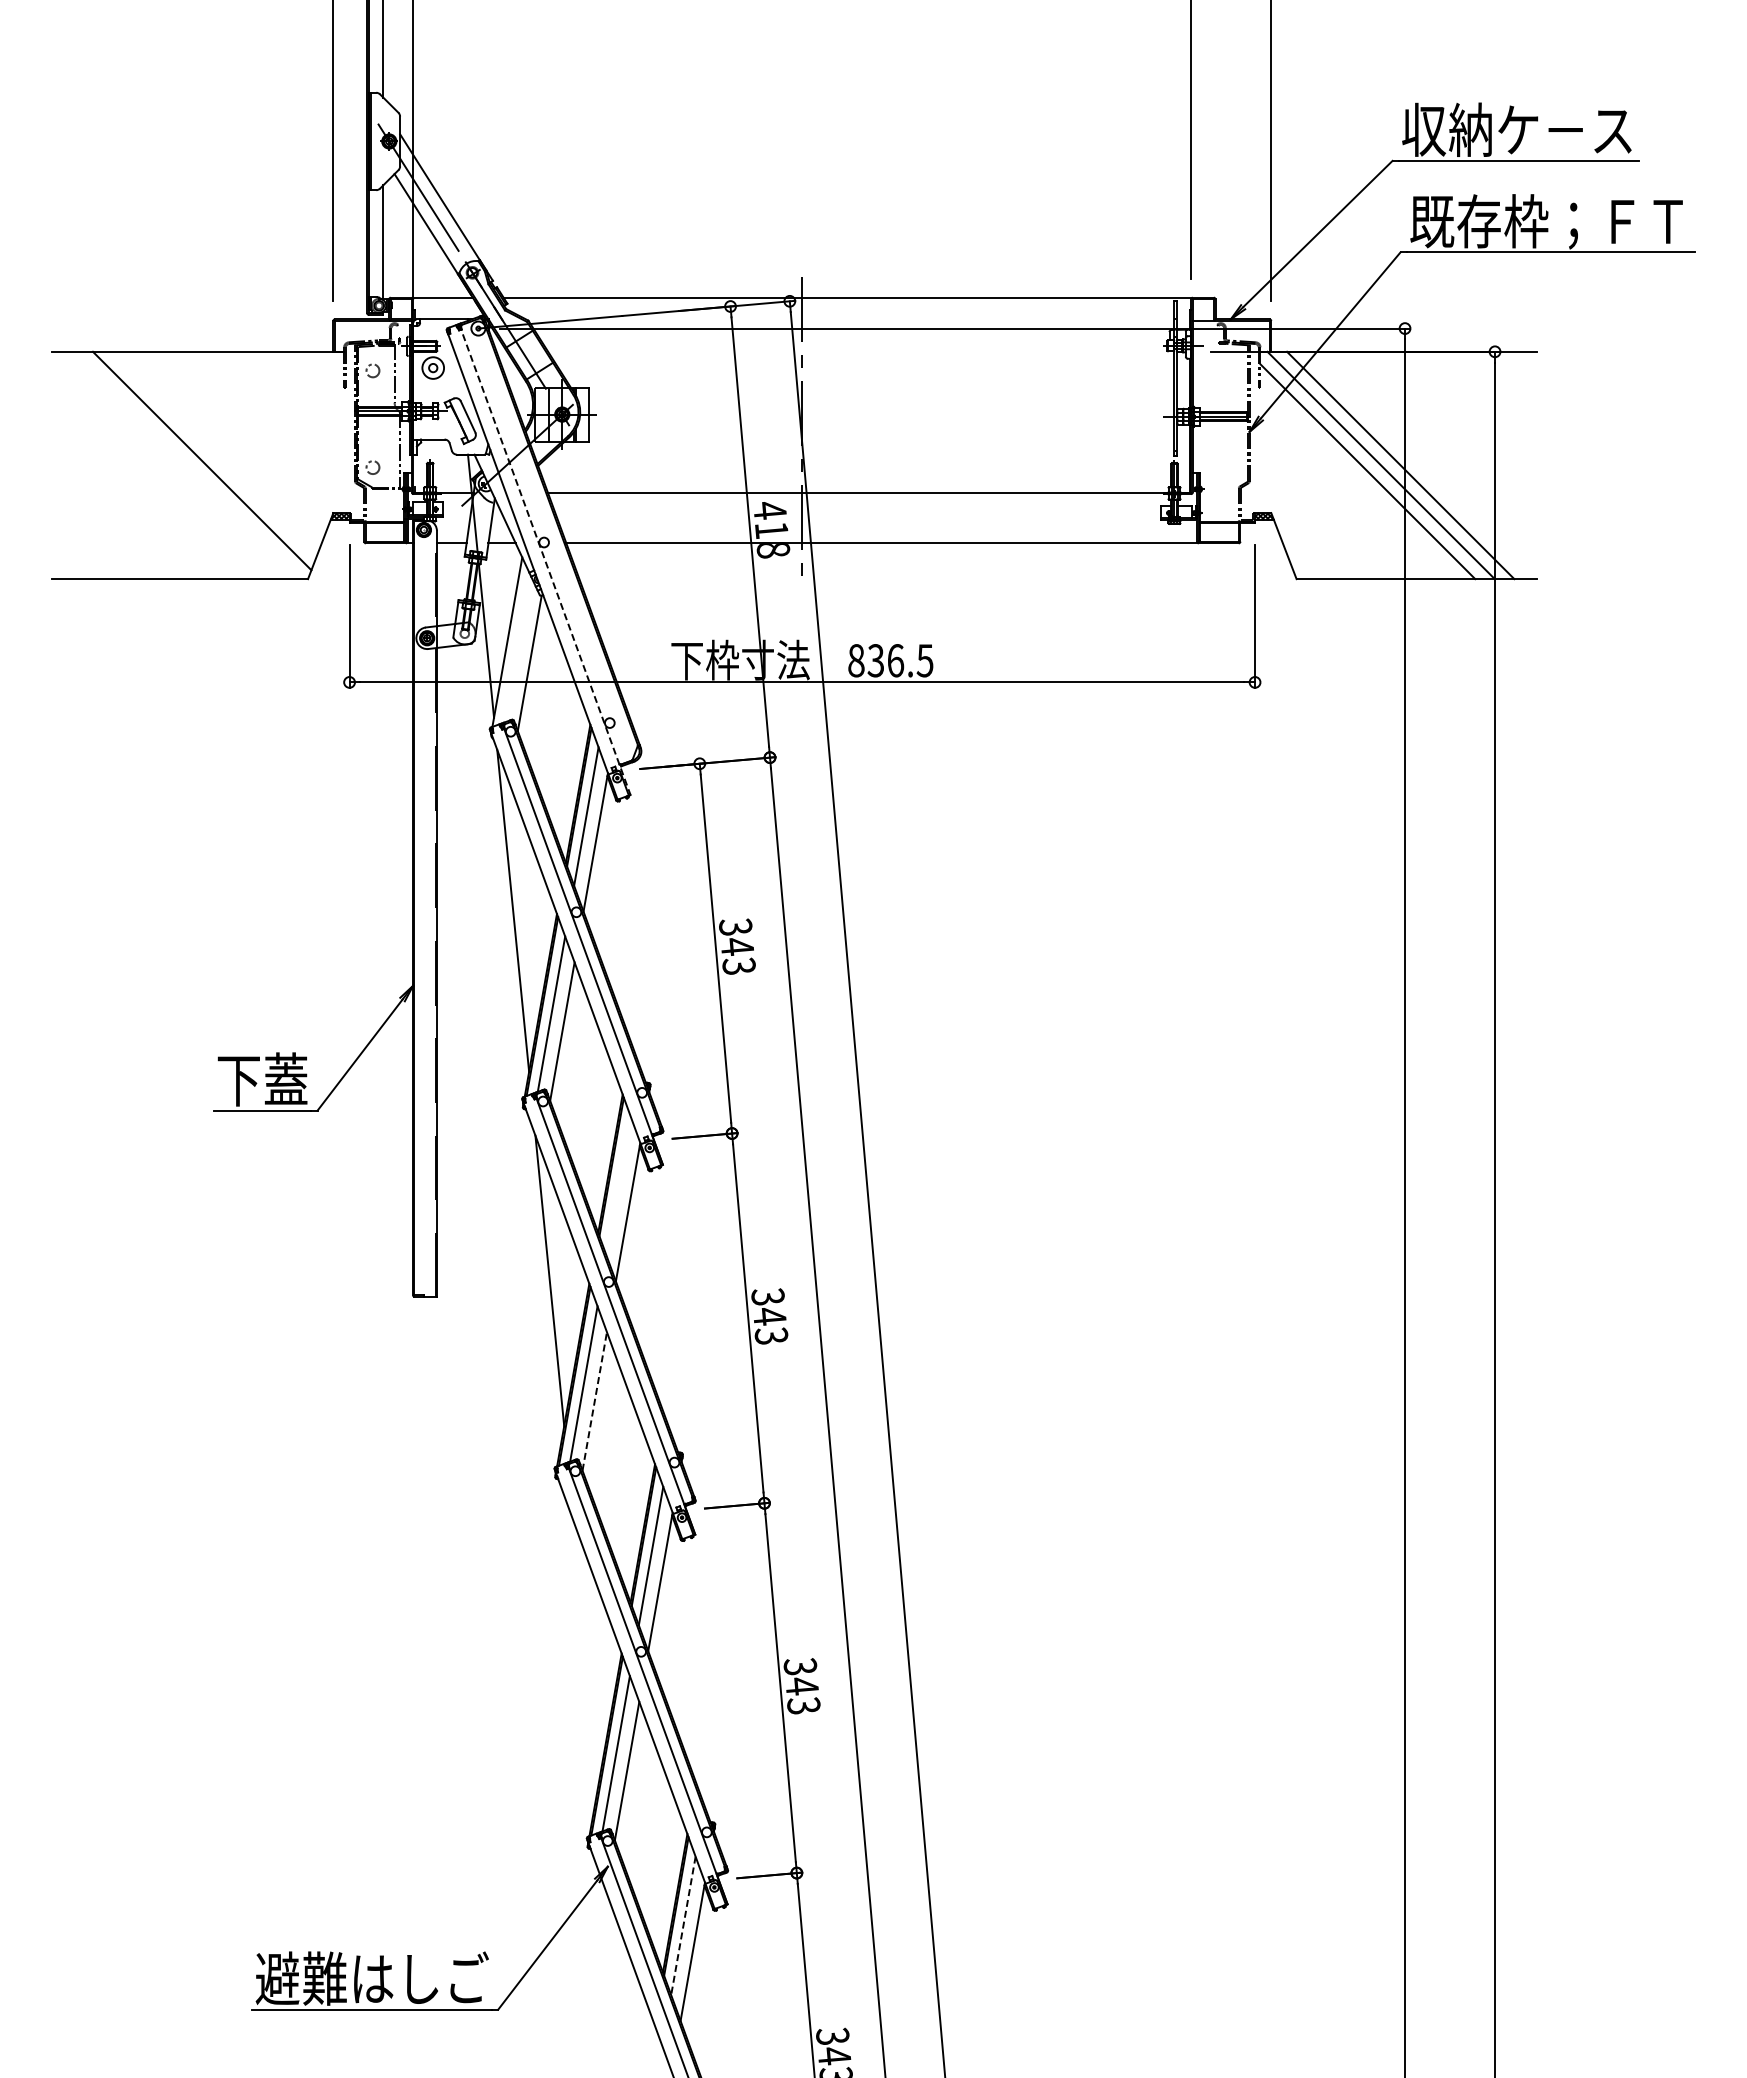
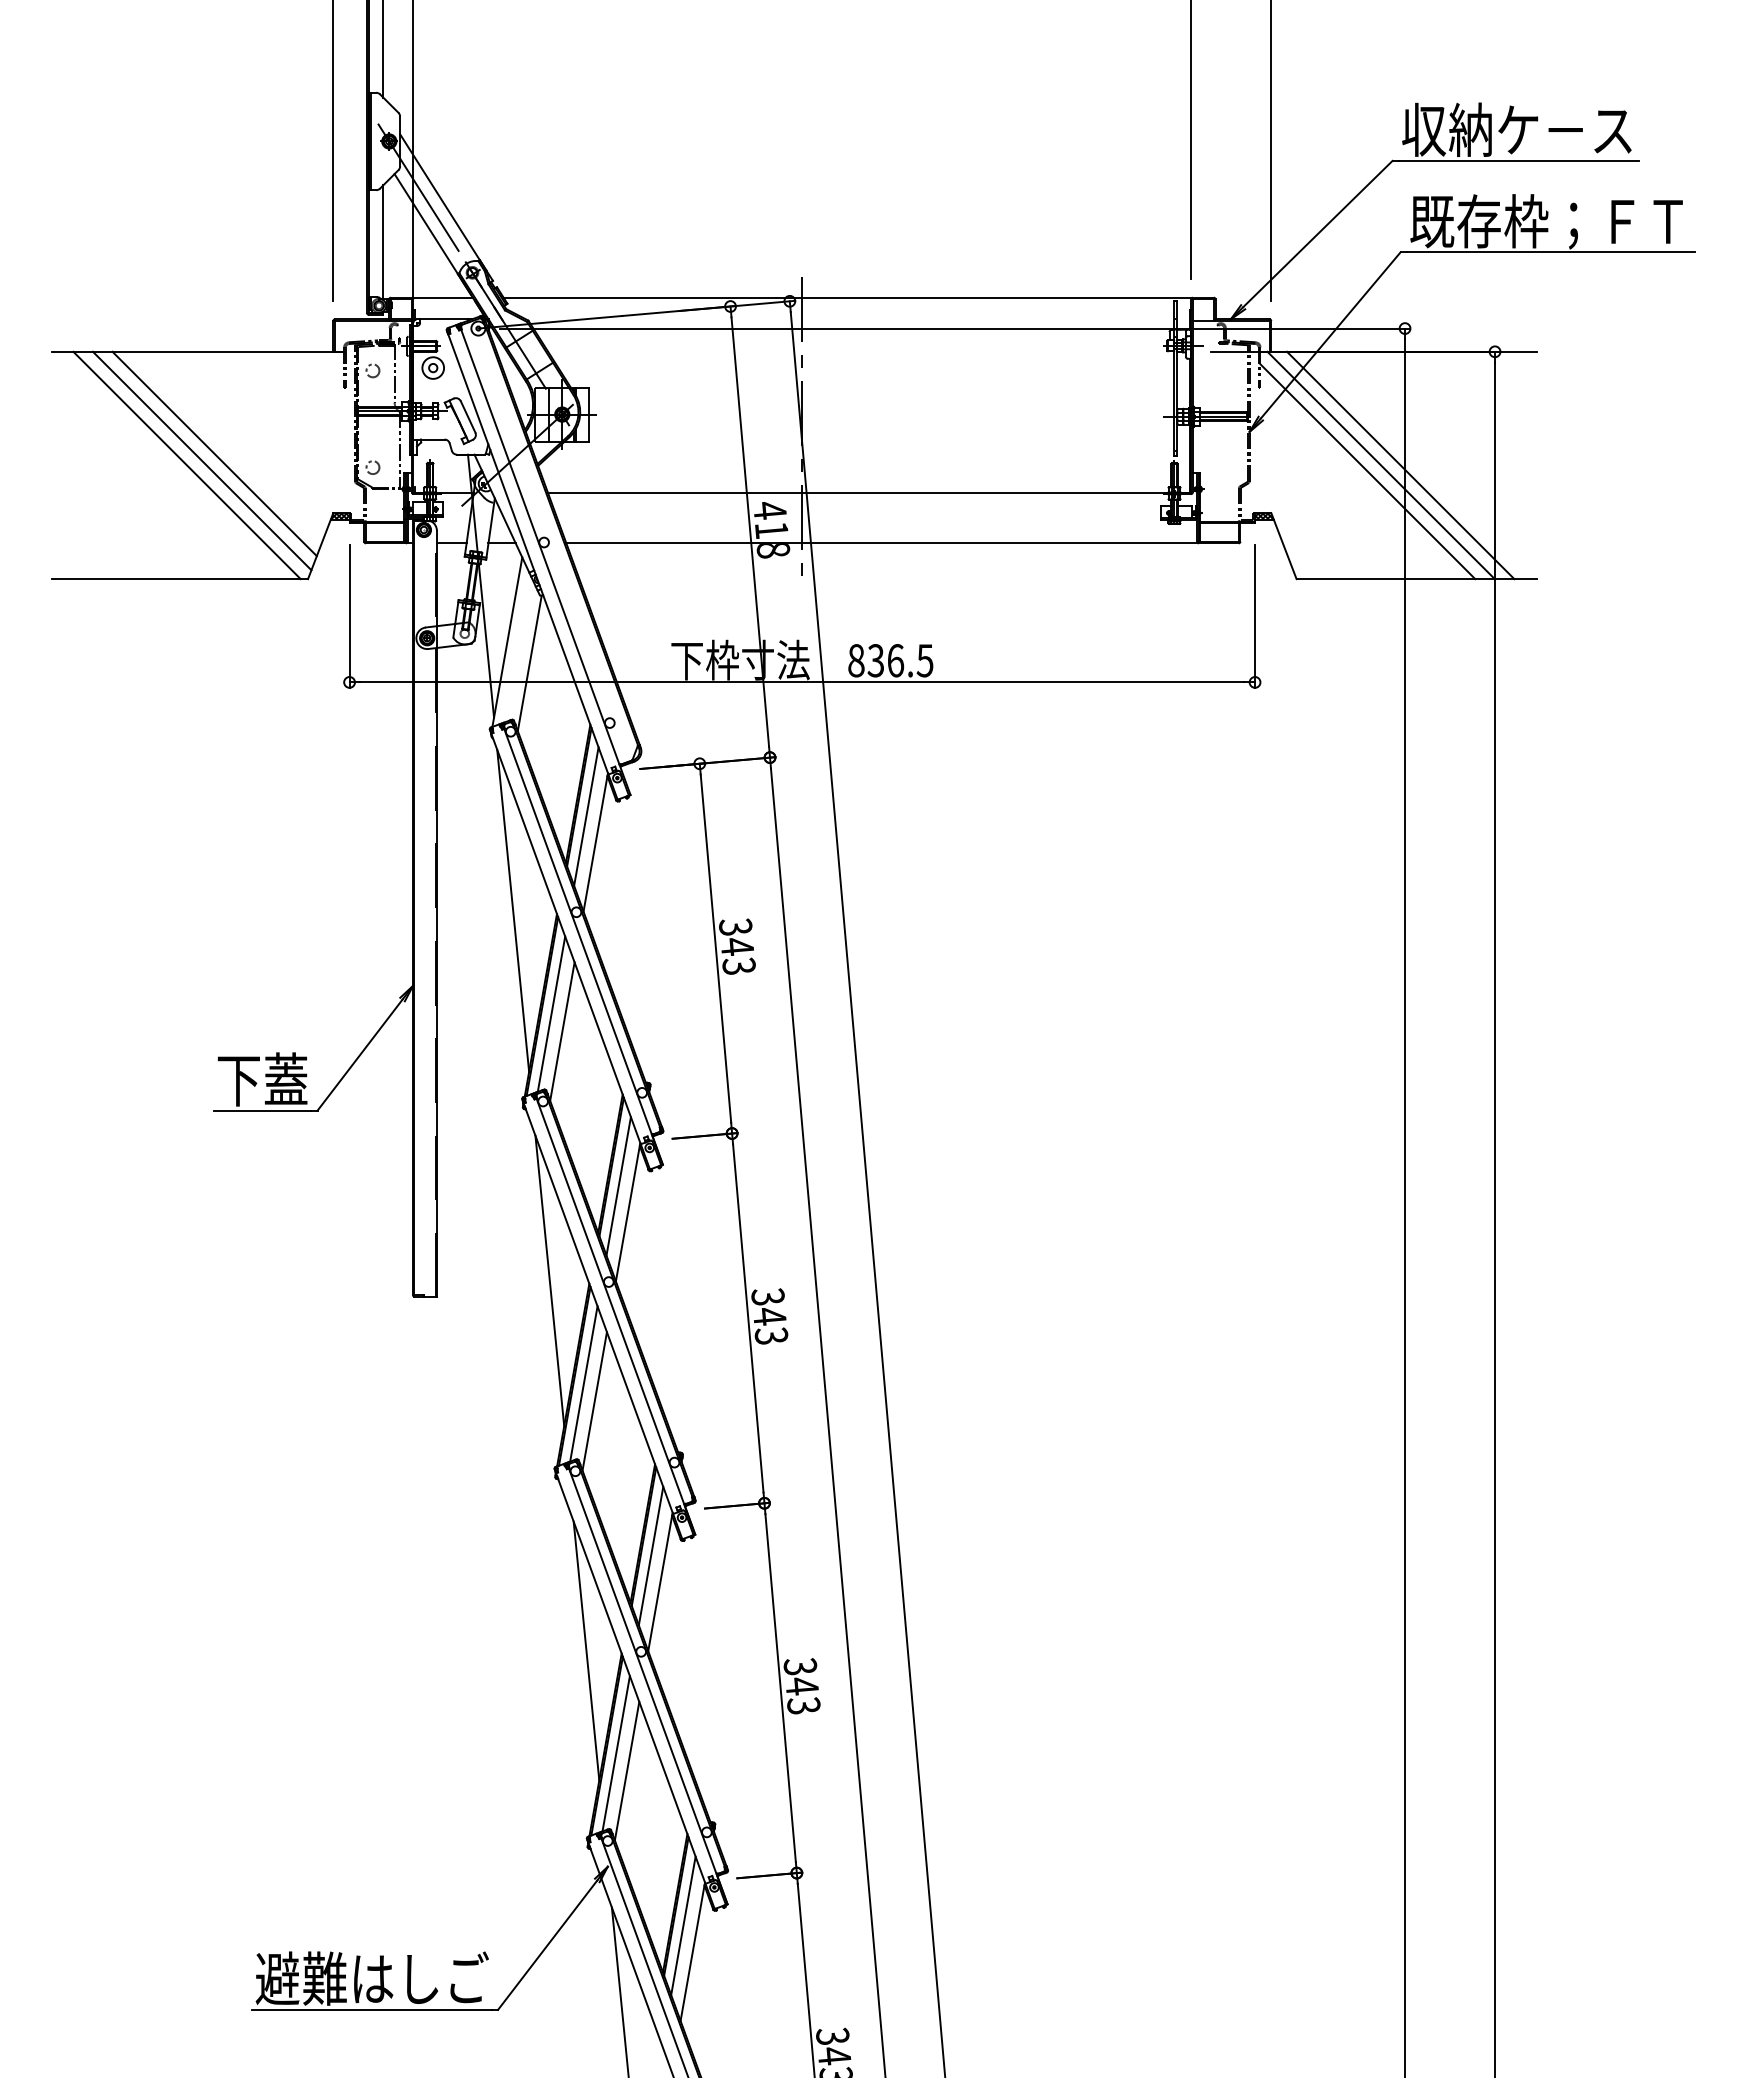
line: none -> present (214, 453)
line: none -> present (186, 465)
line: dashed -> solid (544, 559)
line: none -> present (618, 1186)
line: dashed -> solid (594, 1400)
line: none -> present (586, 1650)
line: dashed -> solid (683, 1926)
line: none -> present (619, 1990)
